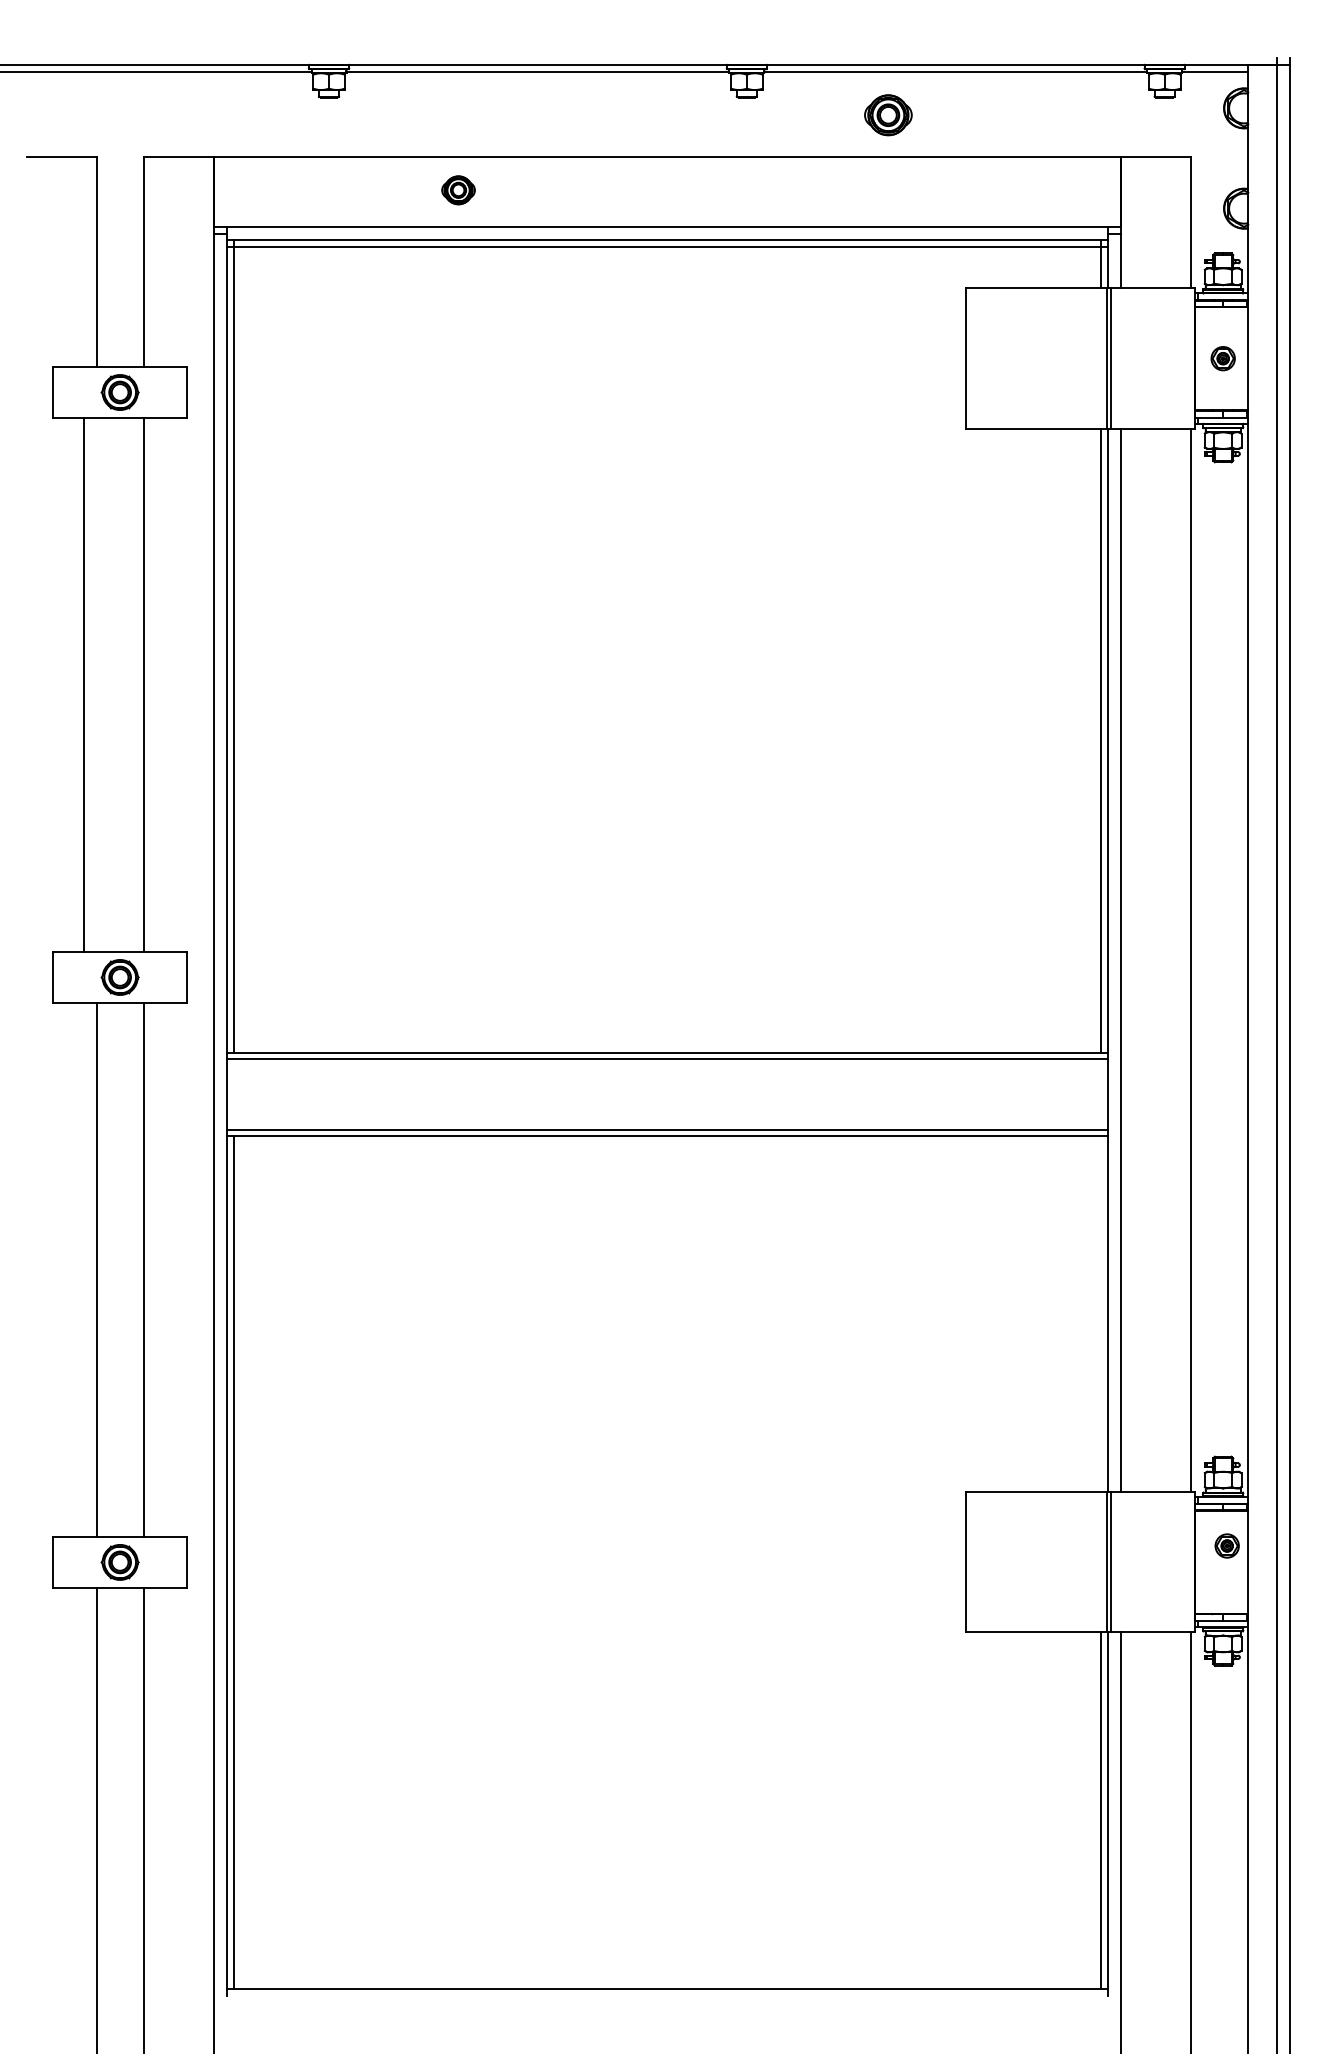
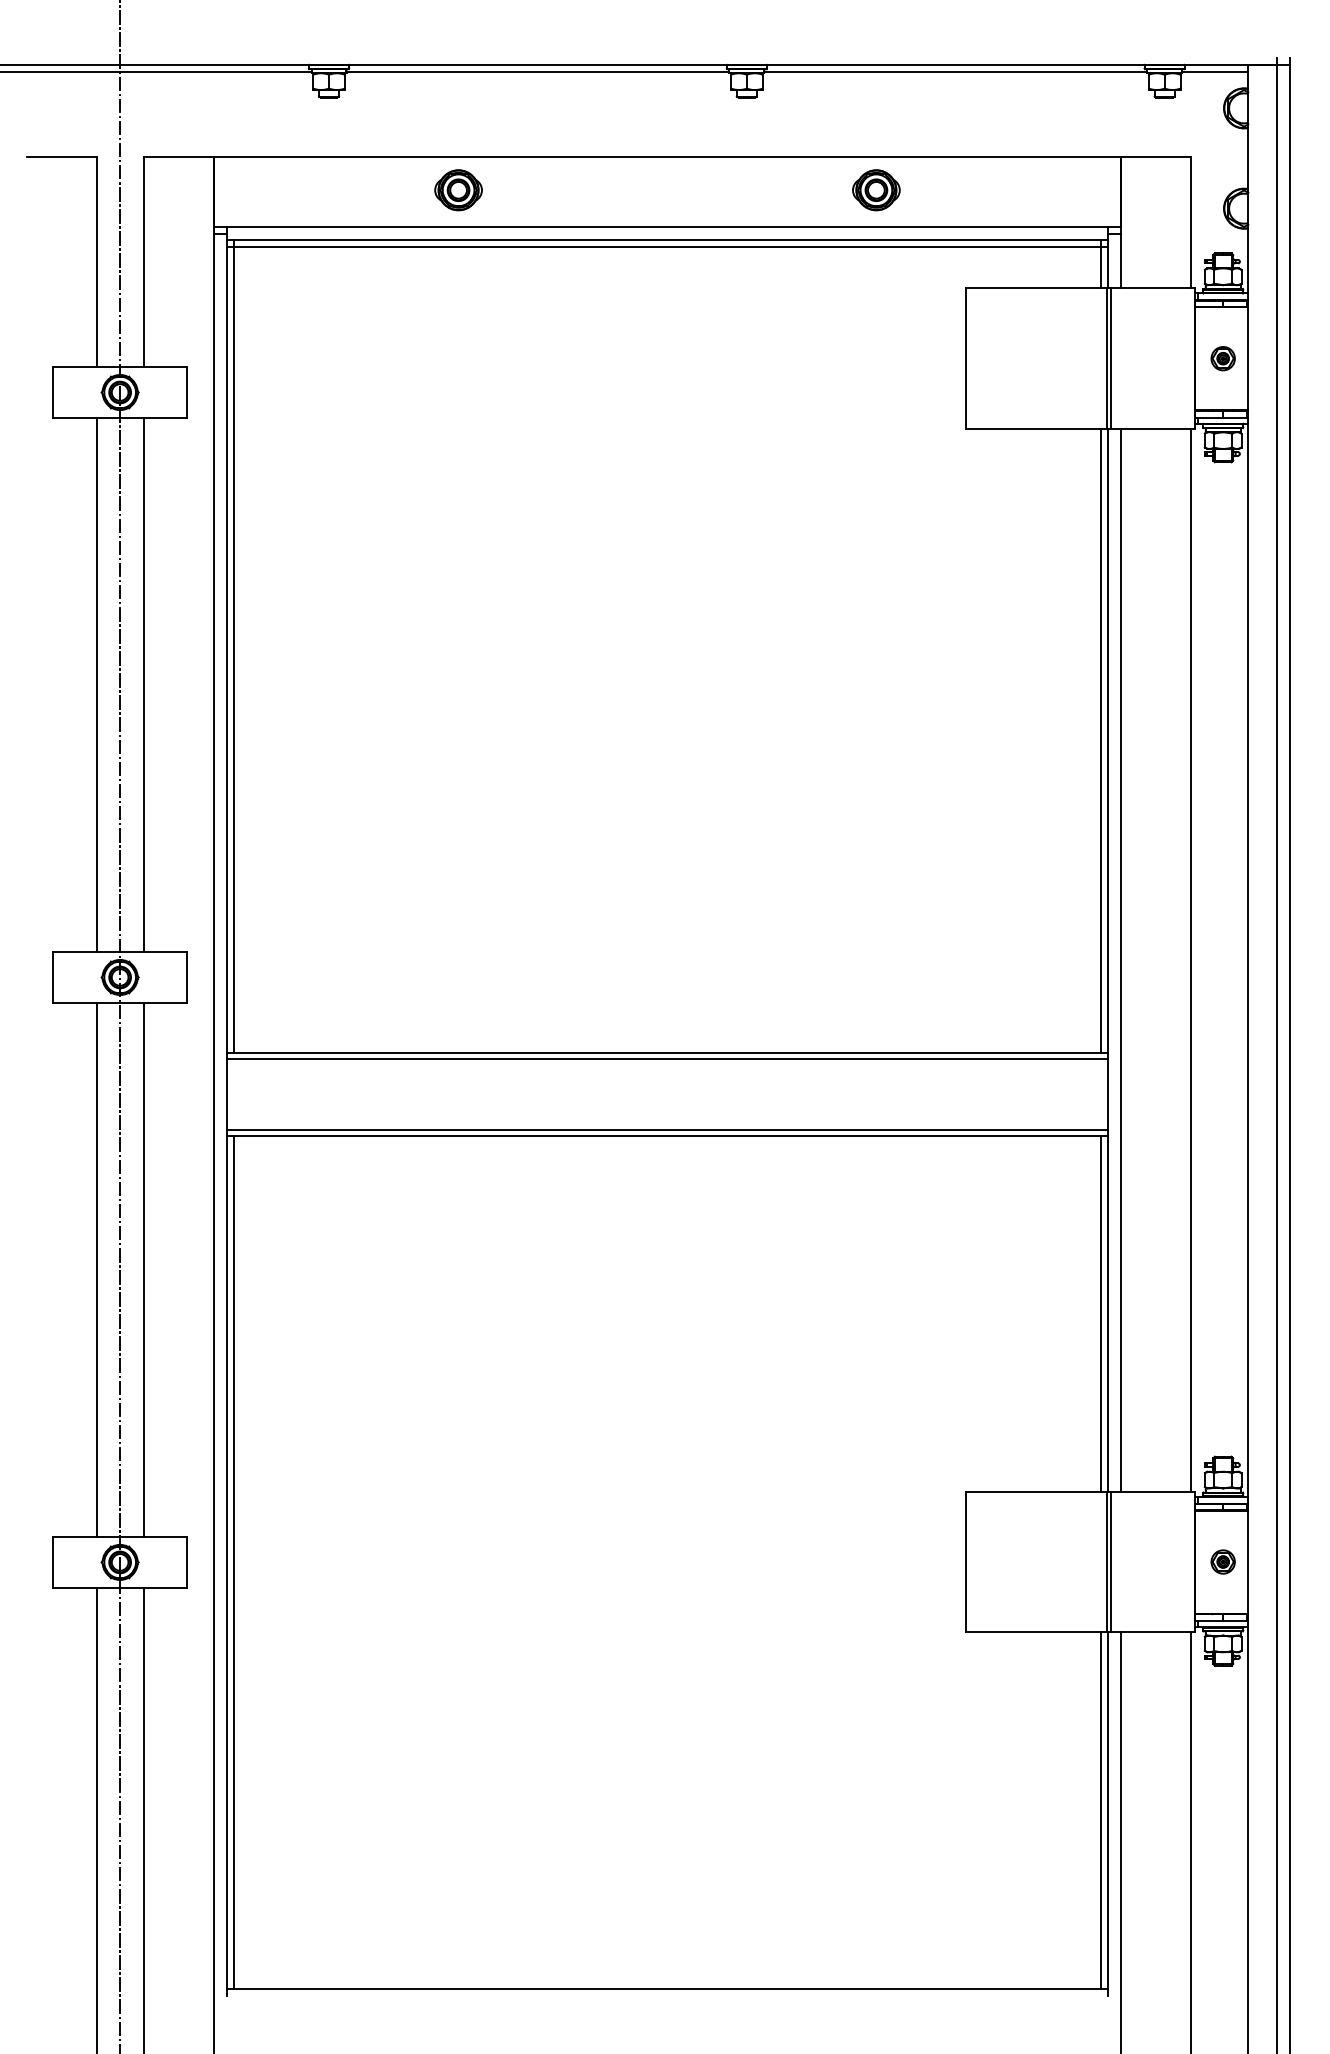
part position: (888, 115) -> (876, 190) (876, 190)
part size: 35x31 px -> 49x43 px (458, 190)
line position: (83, 684) -> (96, 684) (96, 684)
line: none -> present (120, 1026)
line: none -> present (1101, 1313)
part position: (1226, 1545) -> (1222, 1561) (1222, 1561)
